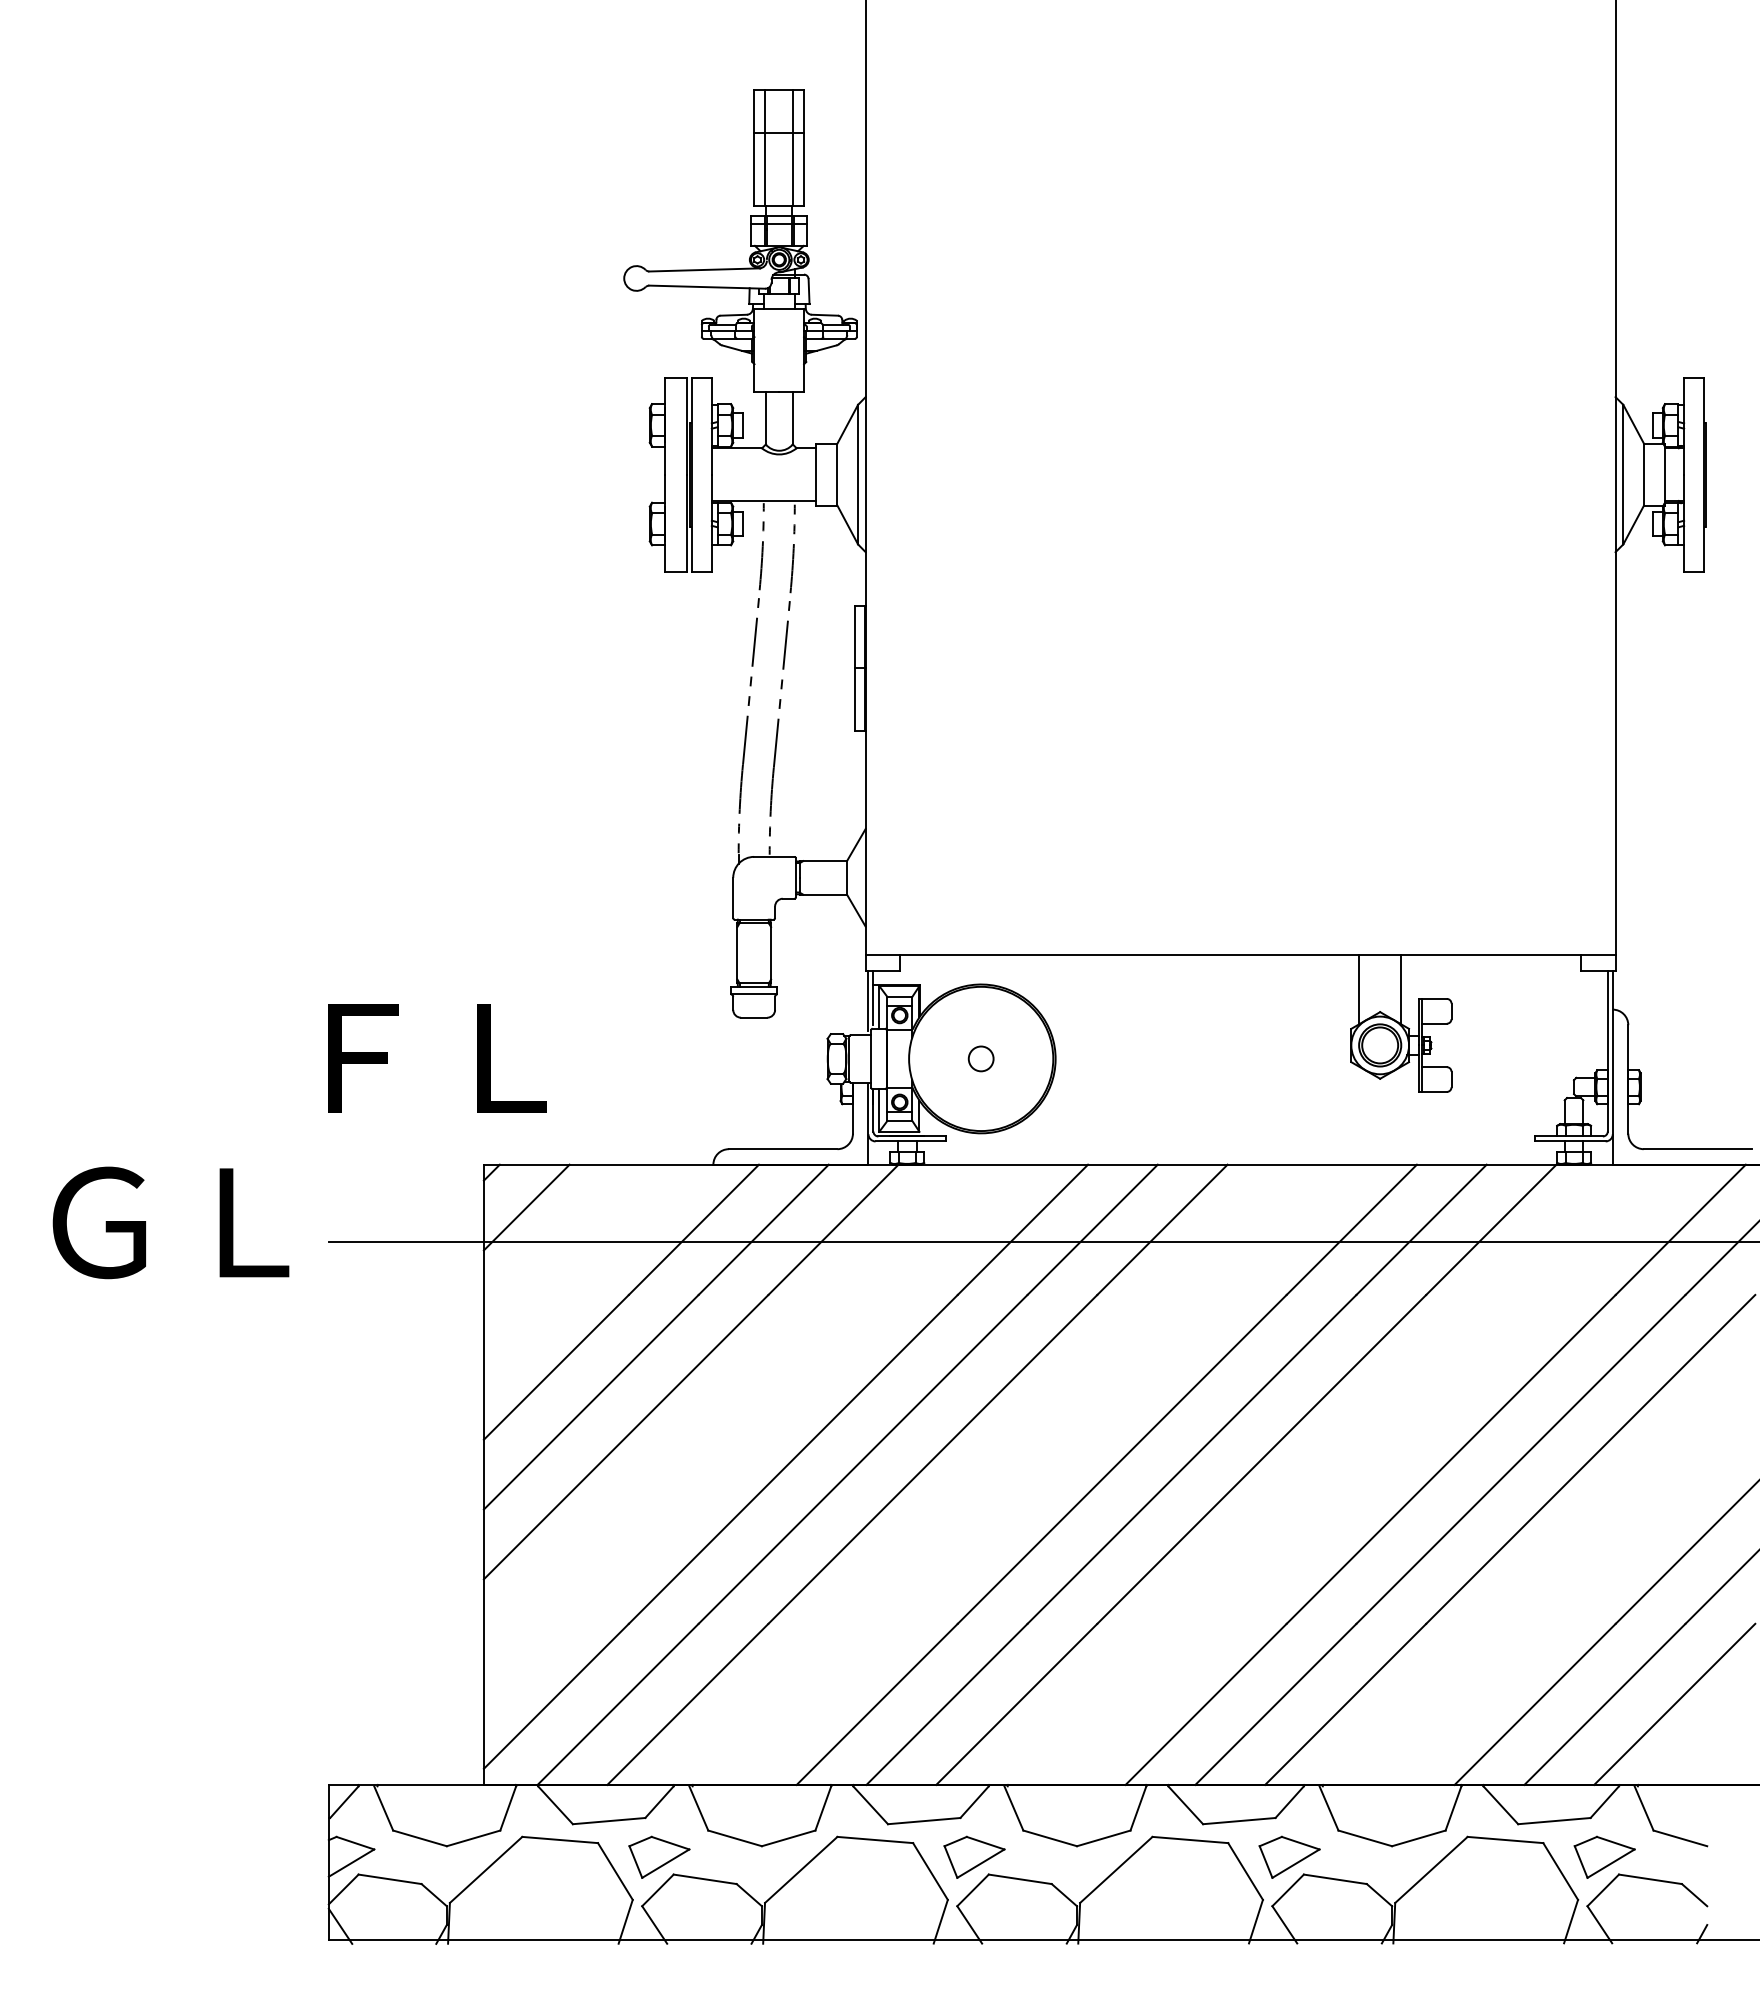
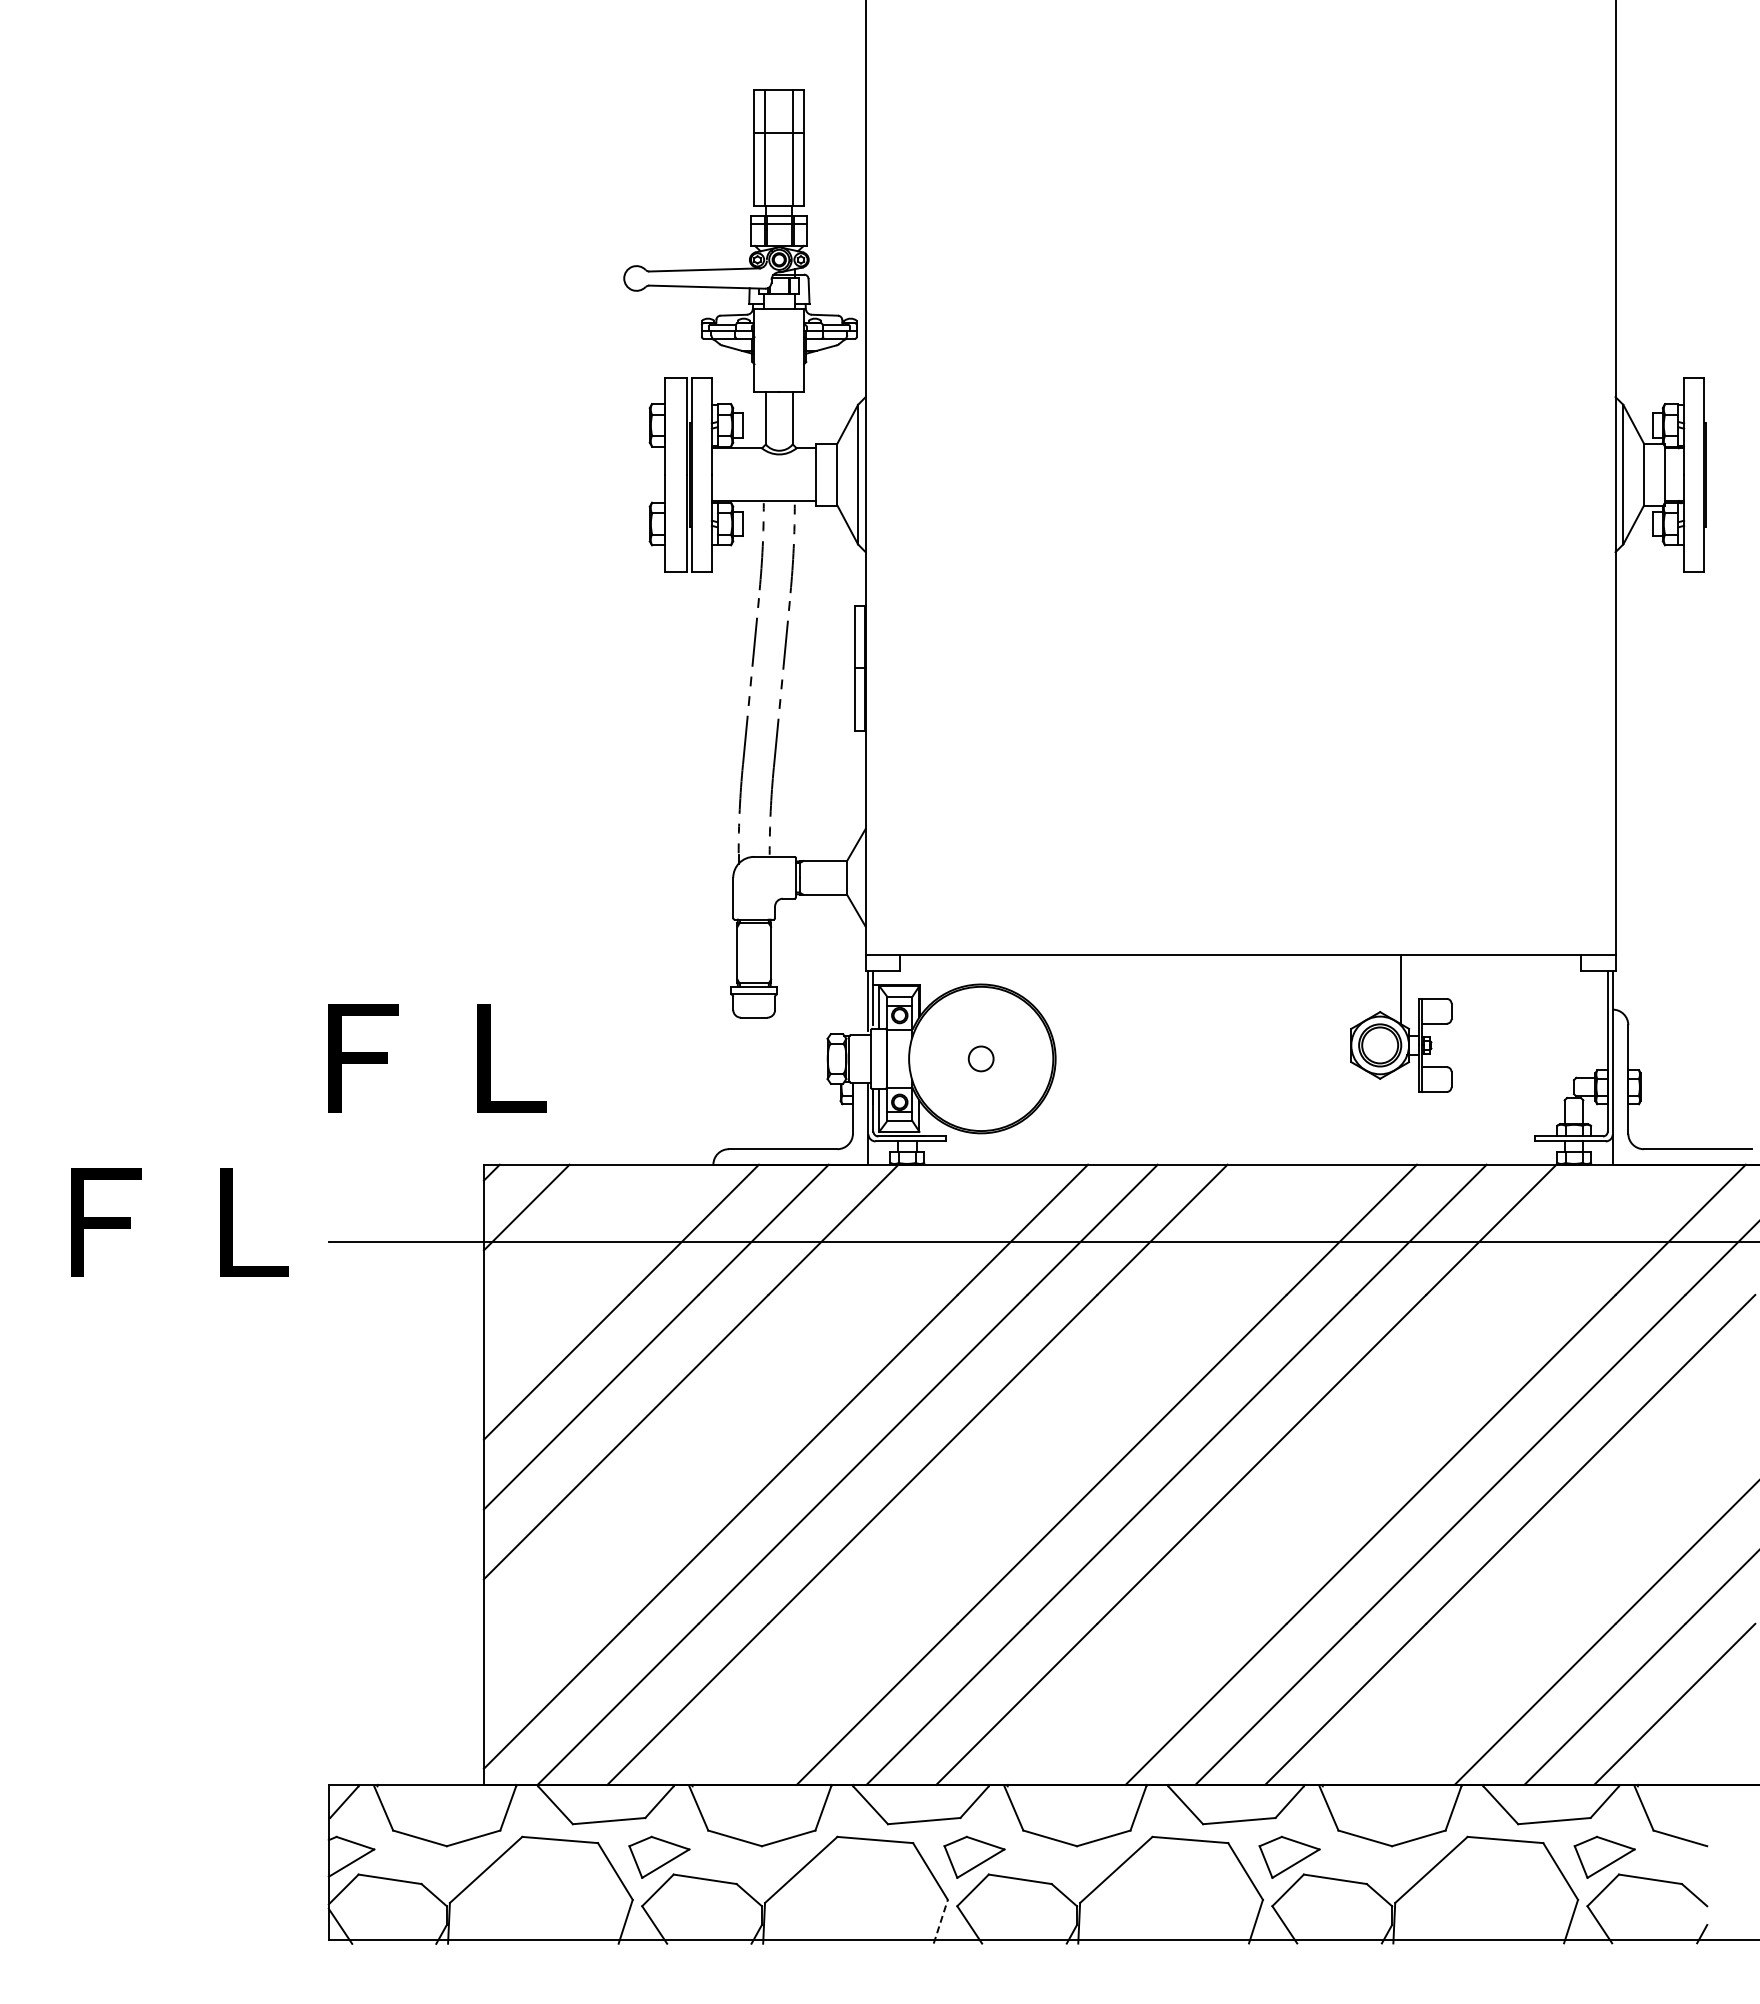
line: present -> none (1359, 989)
text: ＧＬ -> ＦＬ (170, 1222)
line: solid -> dashed (940, 1921)
